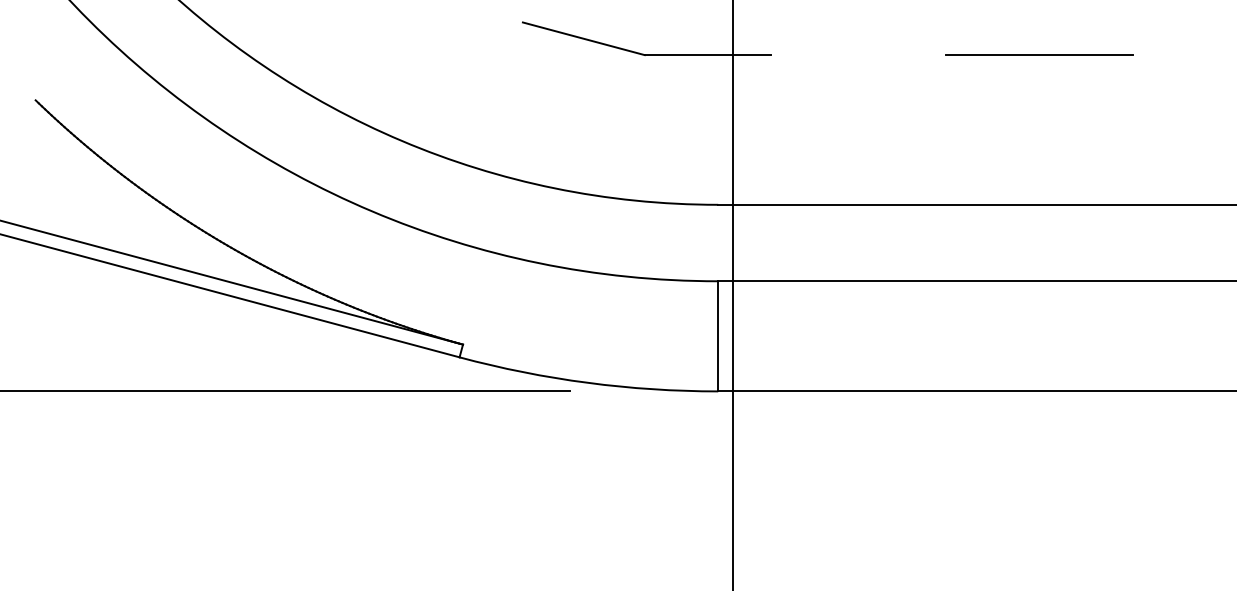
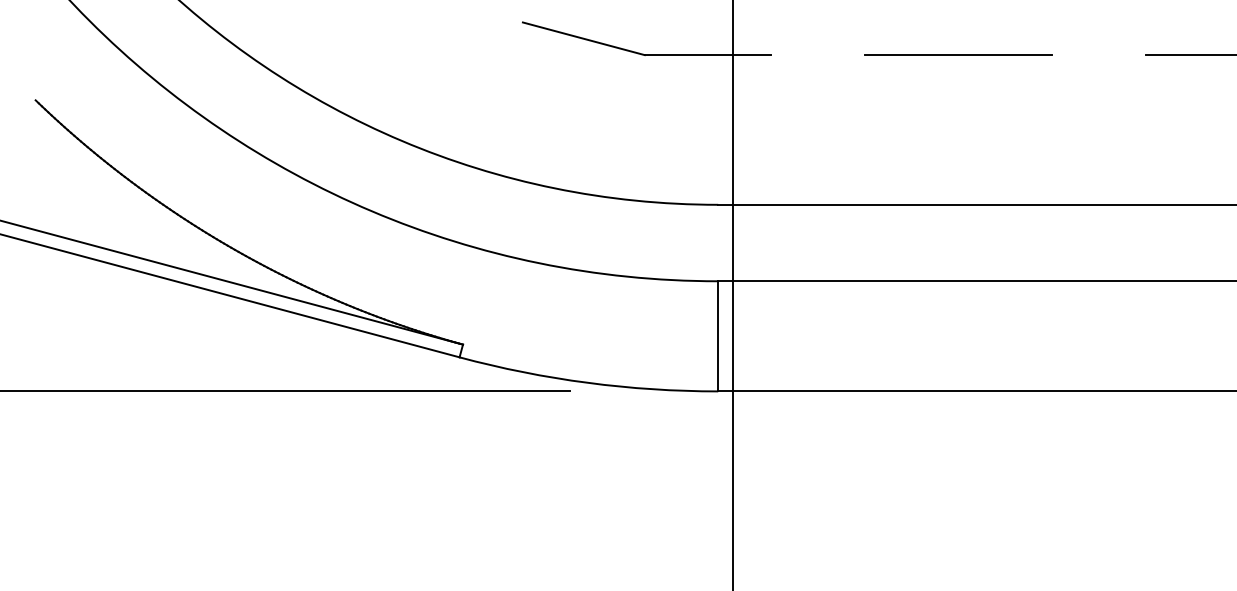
line position: (1039, 54) -> (958, 54) (958, 54)
line: none -> present (1189, 55)
